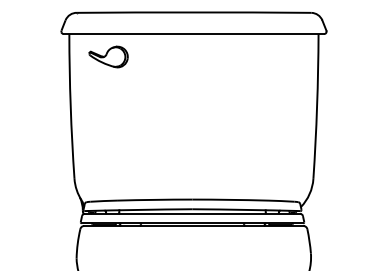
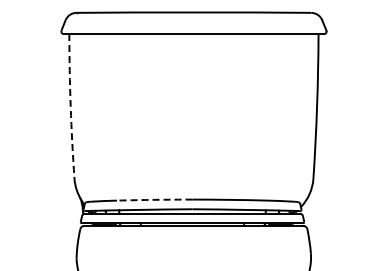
part: present -> none (108, 56)
arc: solid -> dashed (70, 106)
arc: solid -> dashed (154, 199)
